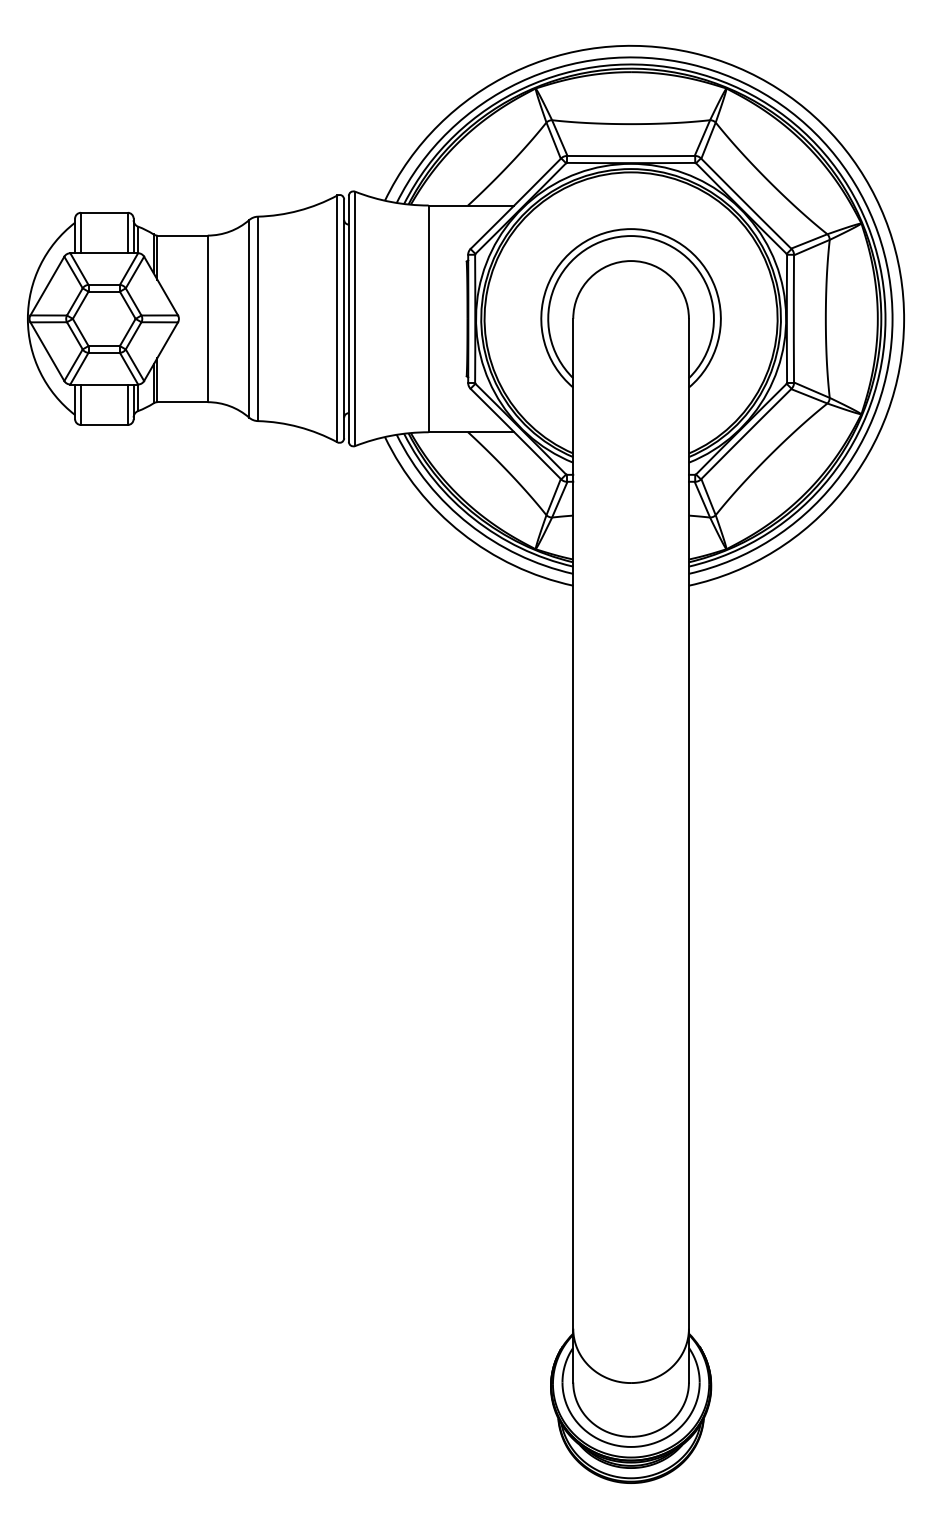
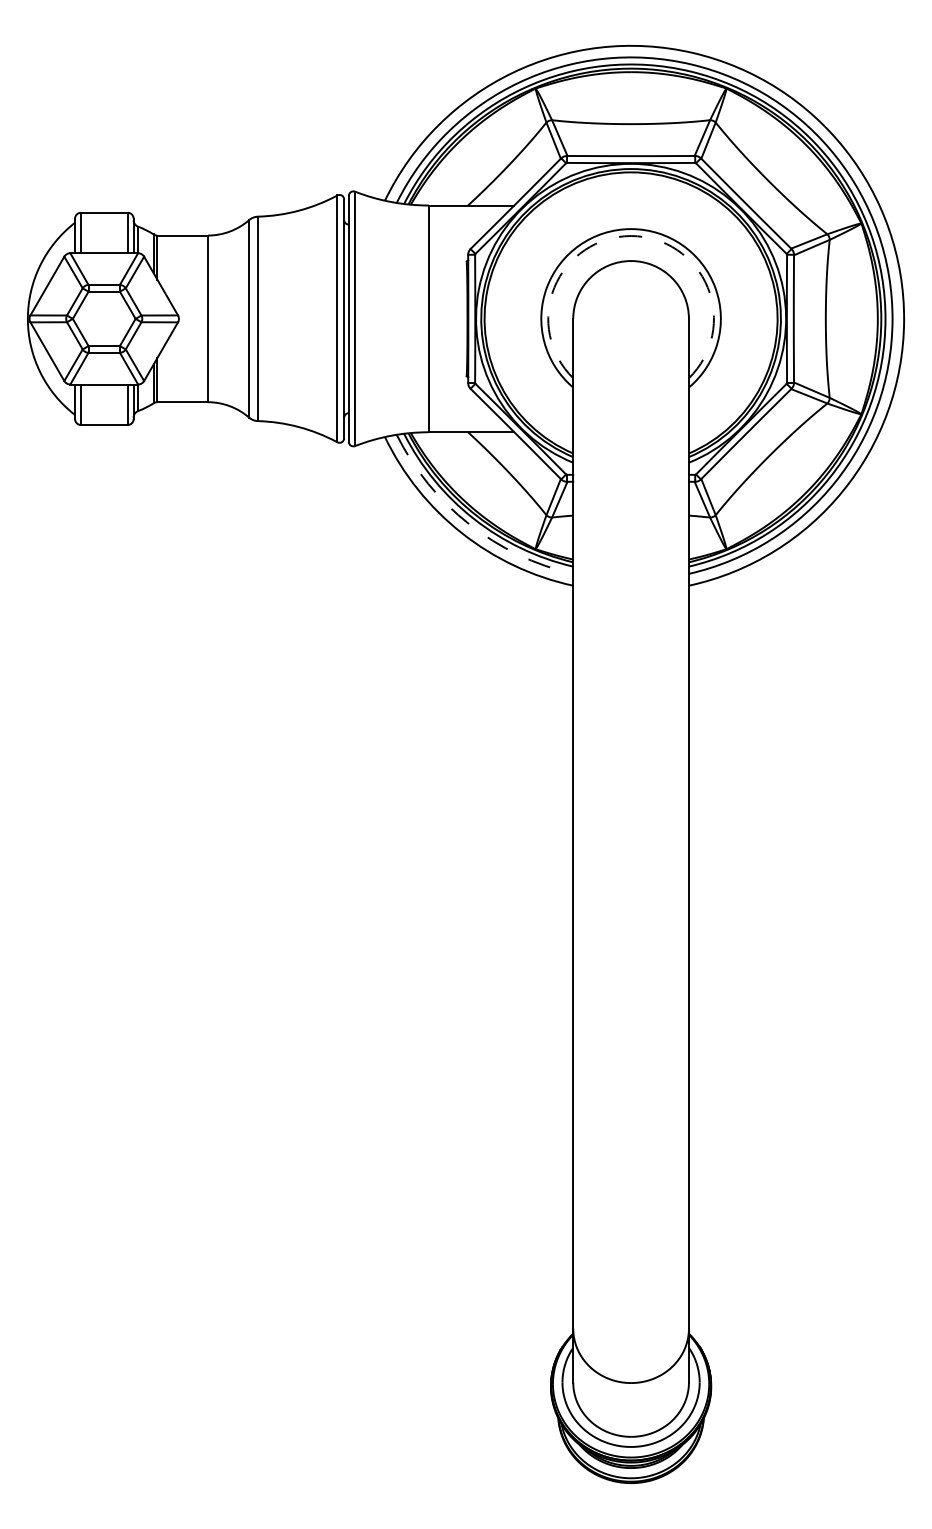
arc: solid -> dashed (631, 236)
arc: solid -> dashed (469, 524)
